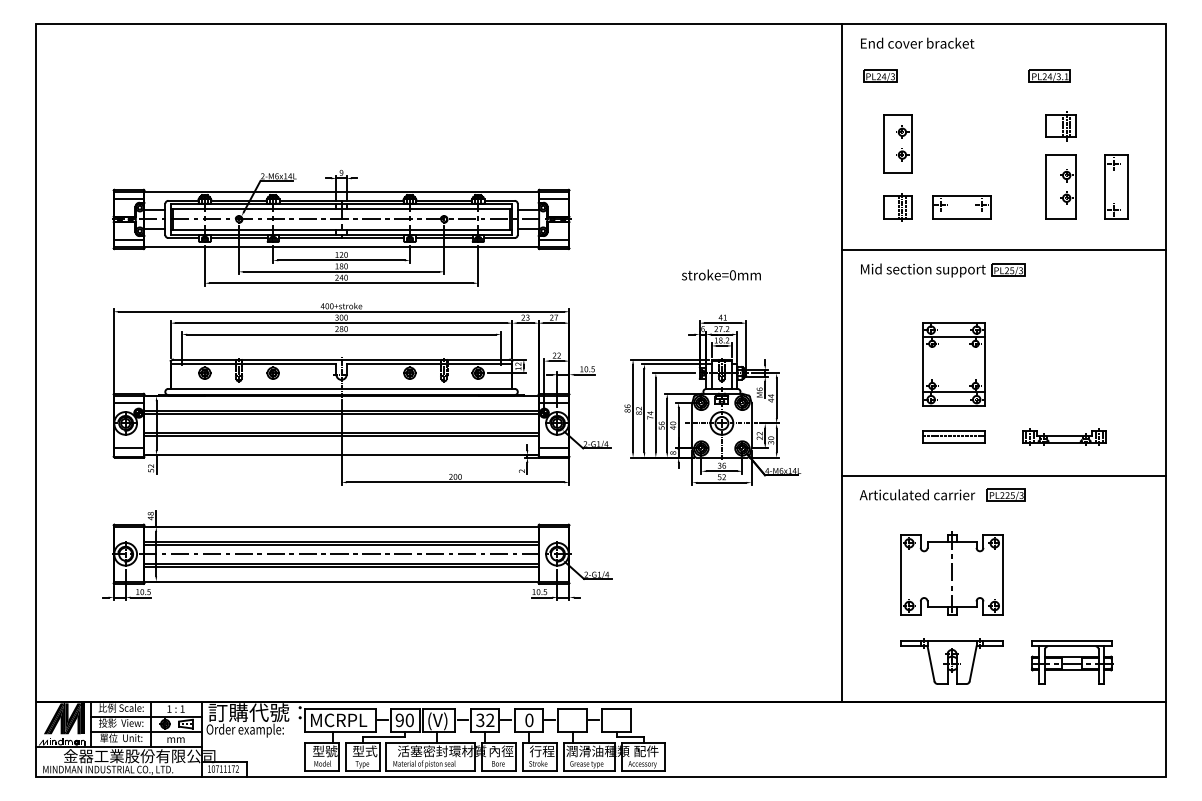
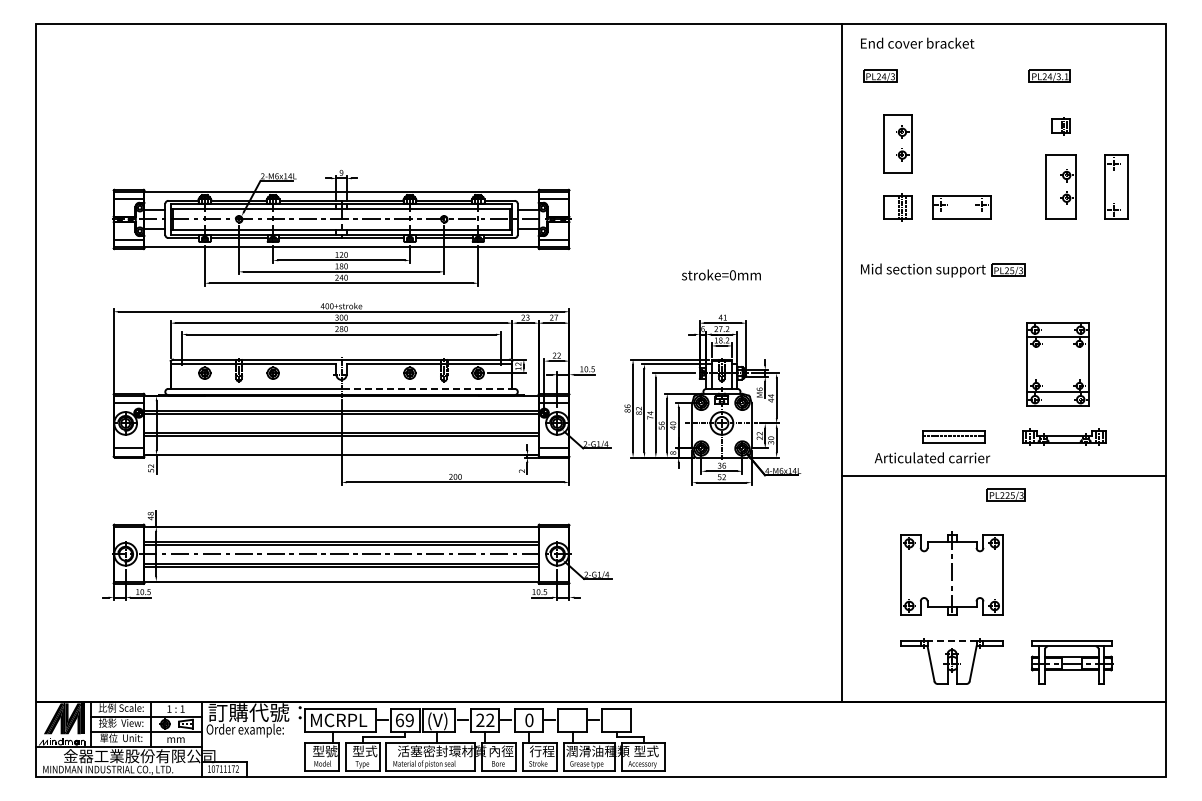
part size: 32x31 px -> 20x19 px (1060, 126)
line: present -> none (1003, 249)
part position: (953, 364) -> (1057, 364) (1057, 364)
line: solid -> dashed (428, 388)
text position: (917, 494) -> (932, 457) (932, 457)
line: solid -> dashed (951, 640)
text: 90 -> 69 (404, 720)
text: 32 -> 22 (480, 720)
text: 配件 -> 型式 (646, 751)
